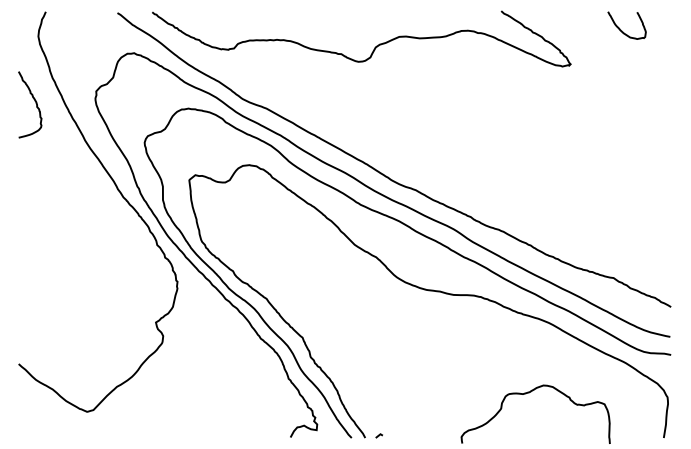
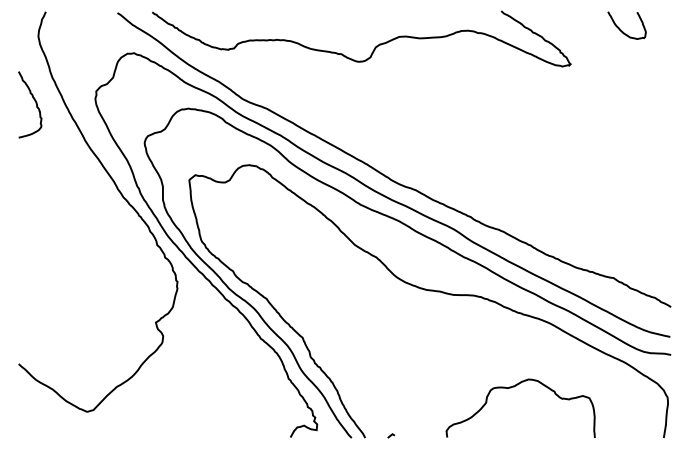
curve position: (529, 393) -> (514, 387) (514, 387)
line position: (378, 435) -> (390, 435) (390, 435)
